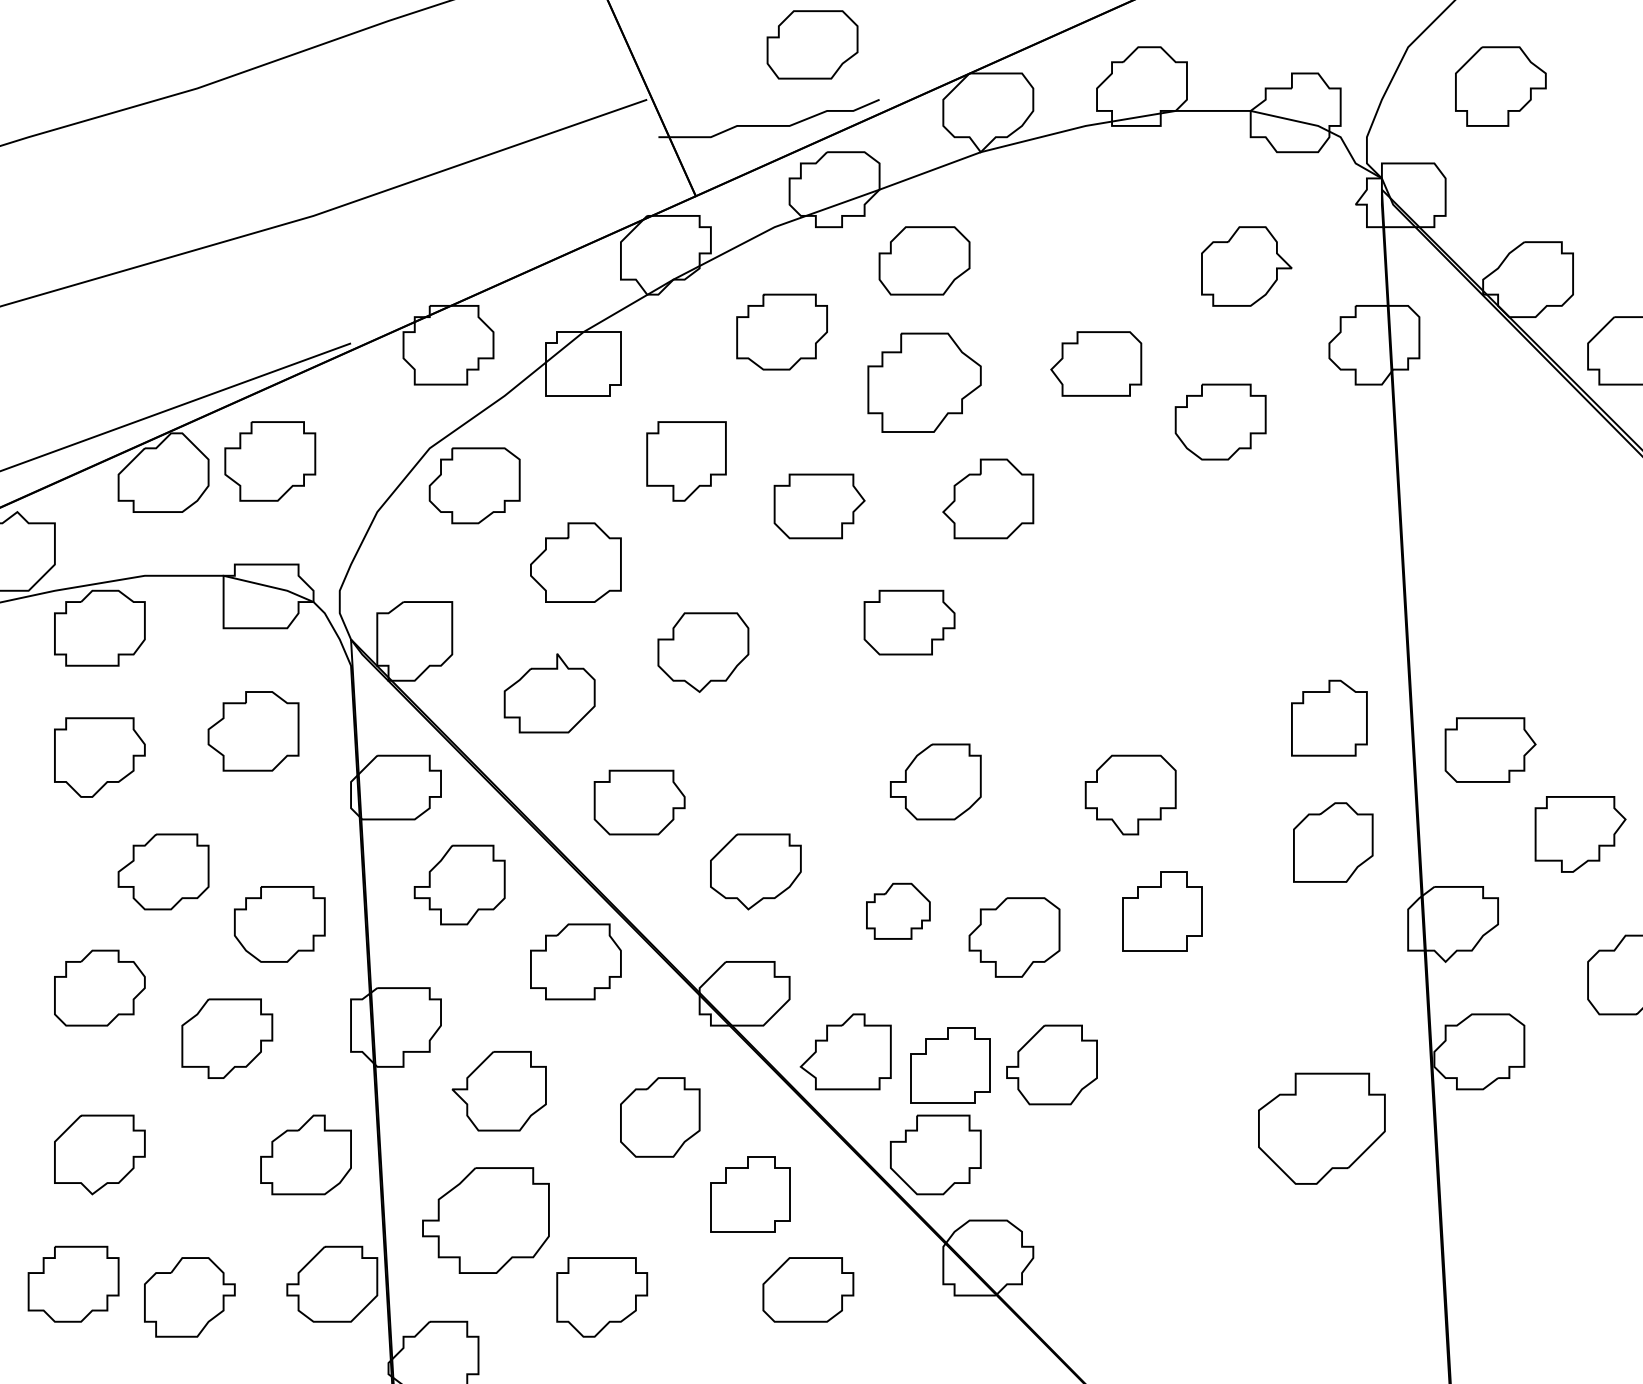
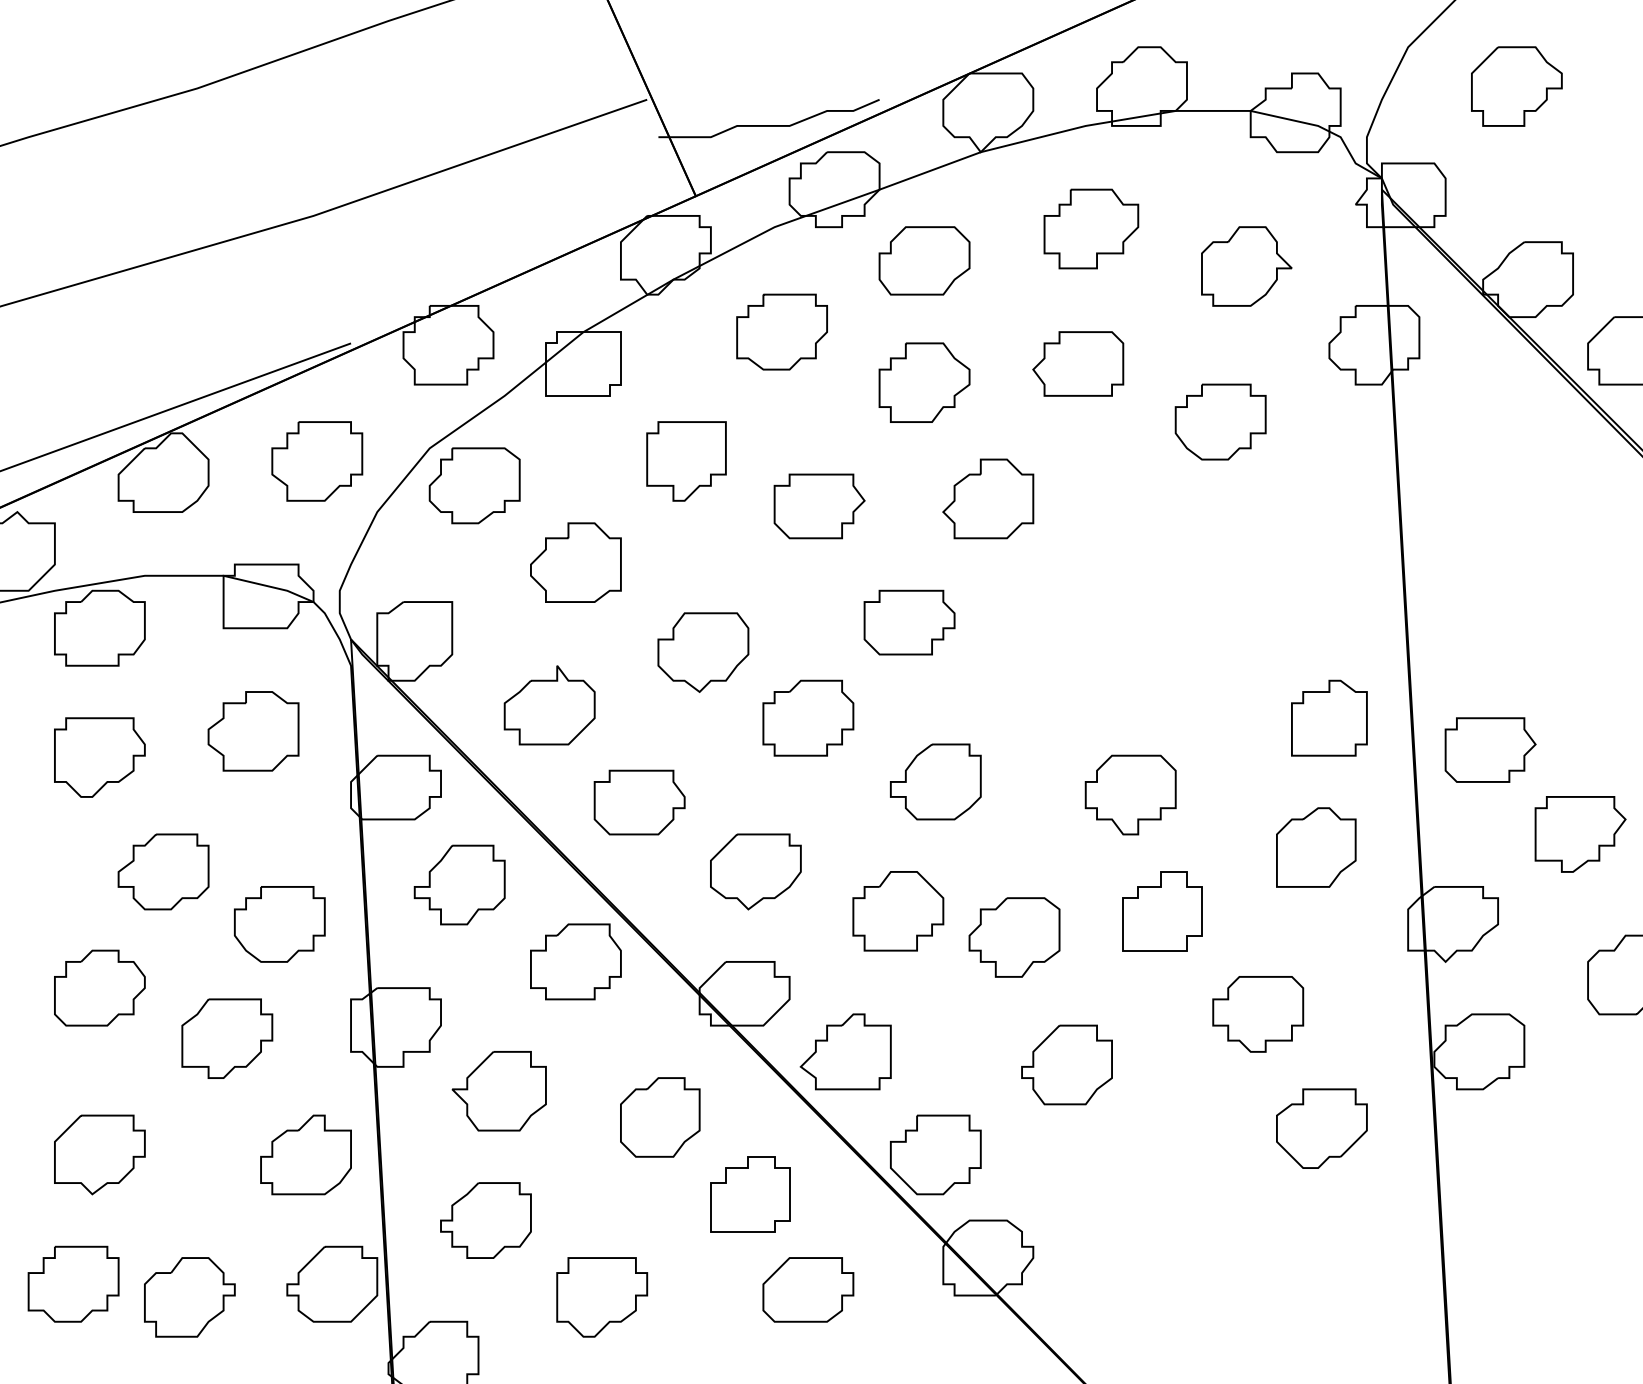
part: present -> none (812, 44)
part position: (1500, 86) -> (1516, 86) (1516, 86)
part: none -> present (1091, 228)
part position: (1096, 363) -> (1078, 363) (1078, 363)
part size: 115x101 px -> 93x81 px (924, 382)
part position: (270, 461) -> (317, 461) (317, 461)
part position: (549, 693) -> (549, 705) (549, 705)
part: none -> present (808, 717)
part position: (1333, 842) -> (1316, 847) (1316, 847)
part size: 65x58 px -> 93x81 px (898, 911)
part: none -> present (1258, 1014)
part position: (1051, 1064) -> (1066, 1064) (1066, 1064)
part: present -> none (950, 1065)
part size: 128x113 px -> 92x81 px (1321, 1128)
part size: 128x107 px -> 92x77 px (485, 1220)
